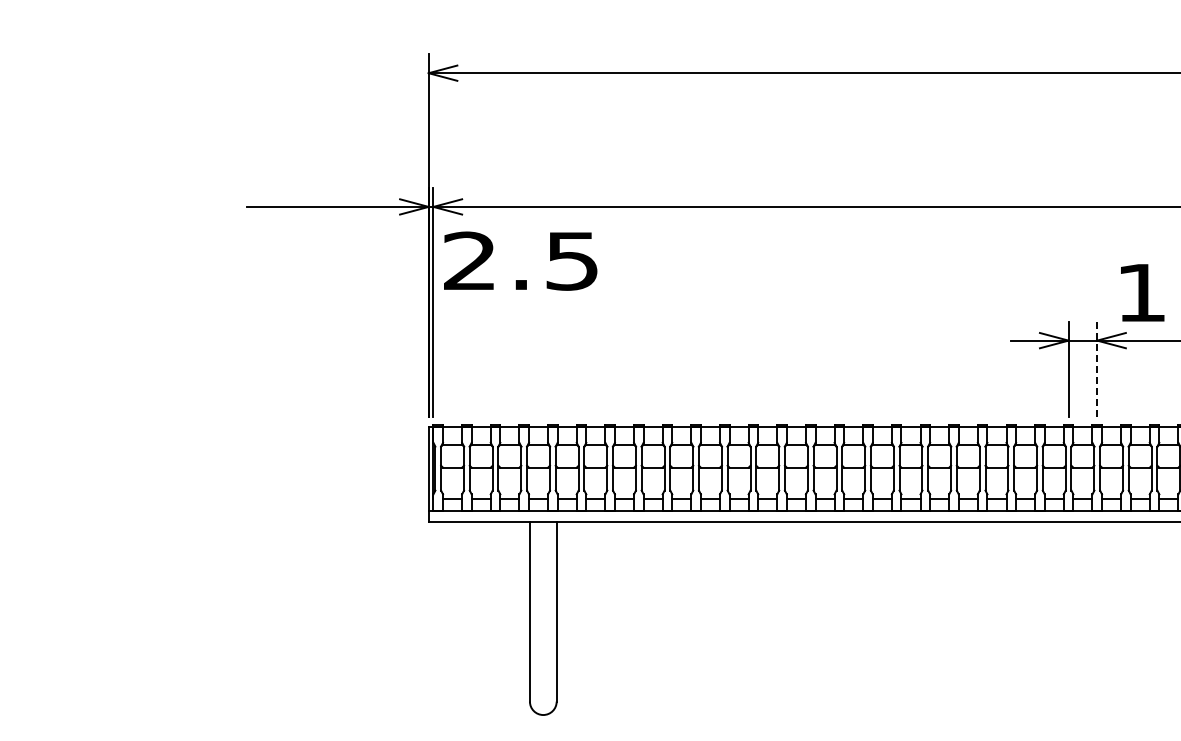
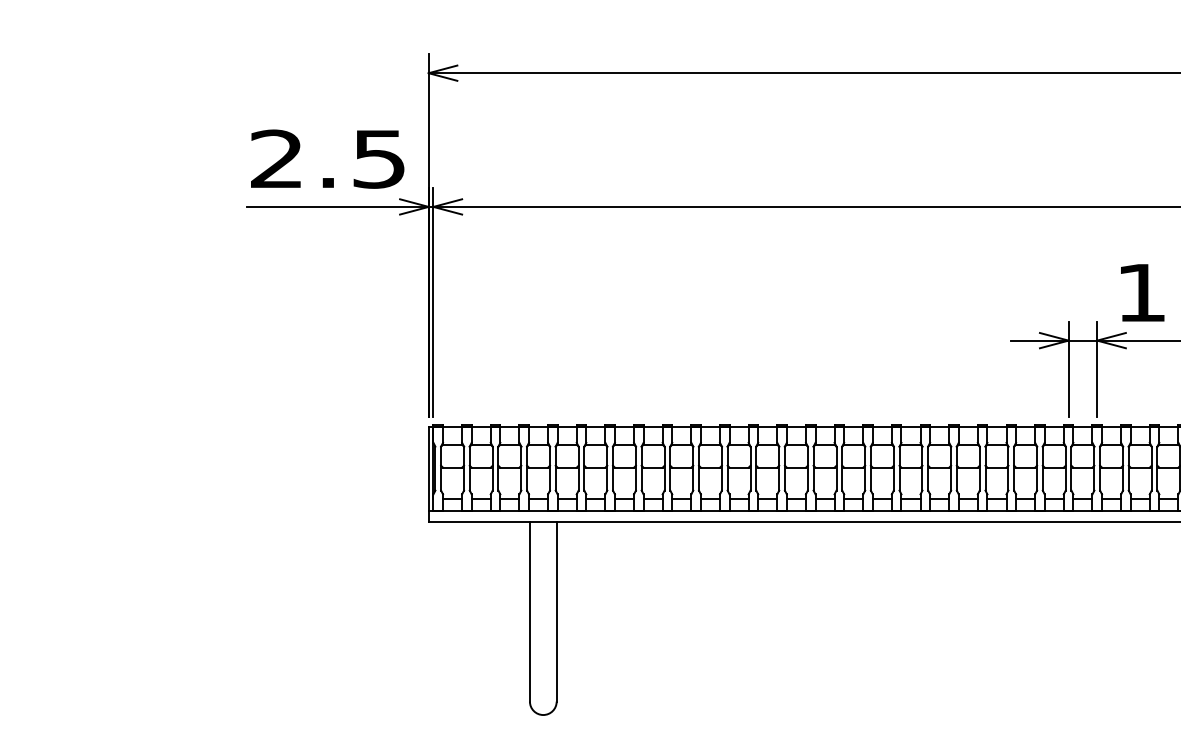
text position: (520, 260) -> (327, 158) (327, 158)
line: dashed -> solid (1097, 369)
